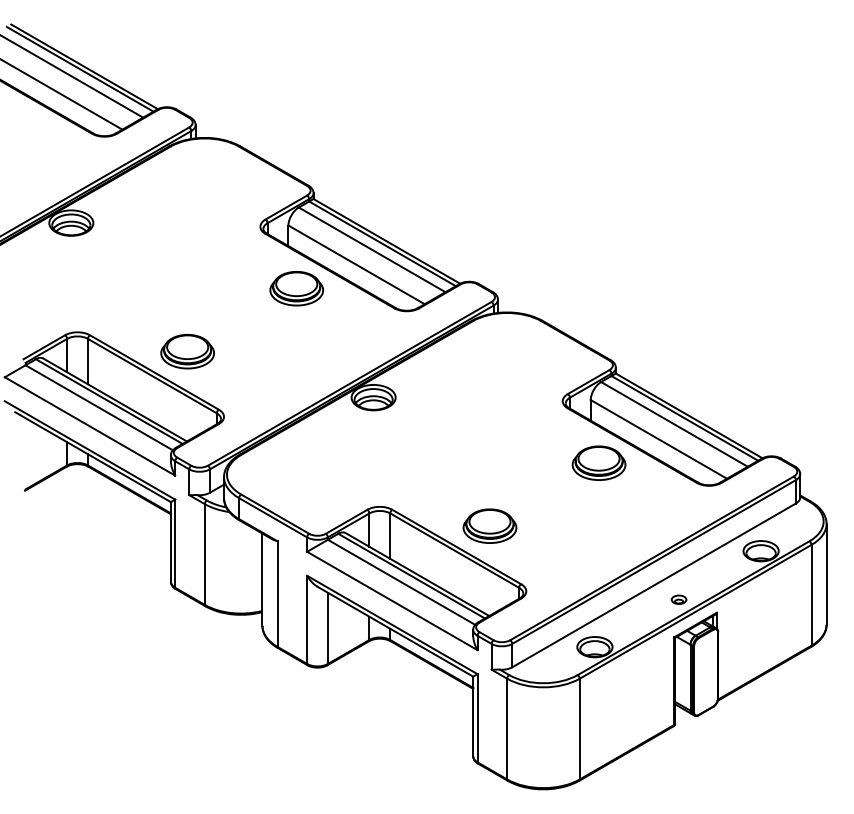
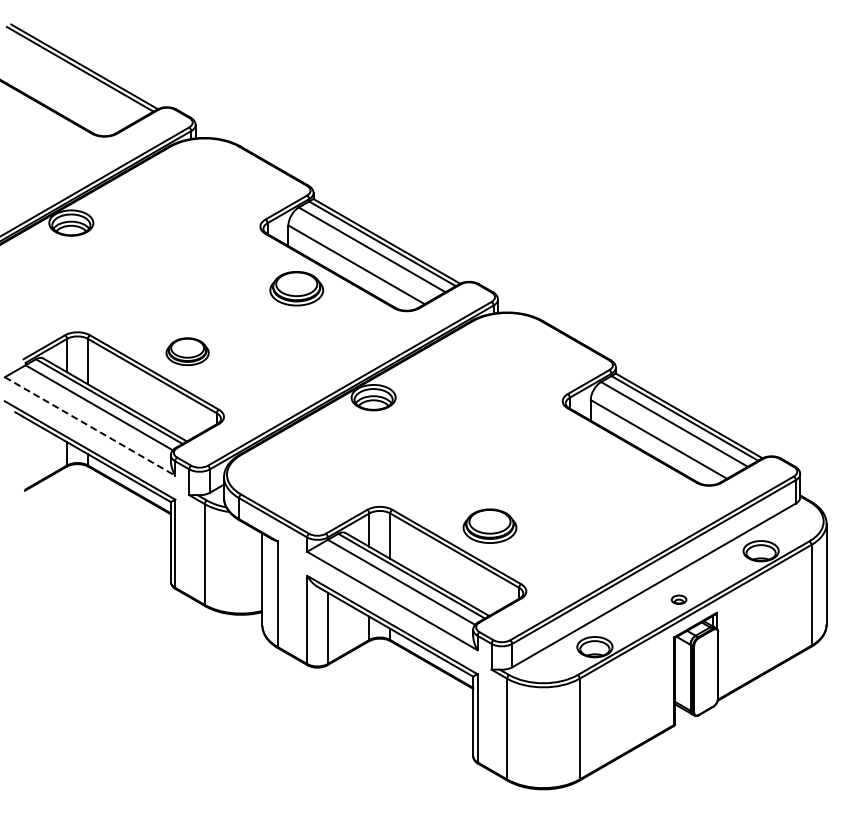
line: present -> none (72, 76)
line: present -> none (62, 94)
part size: 55x36 px -> 45x29 px (187, 351)
line: solid -> dashed (90, 426)
part: present -> none (598, 462)
